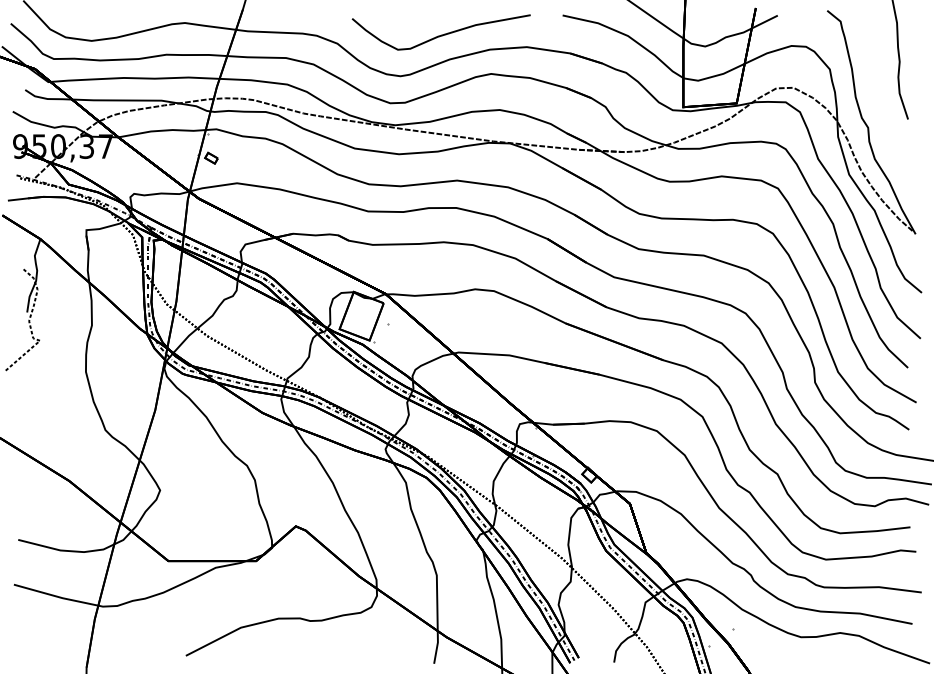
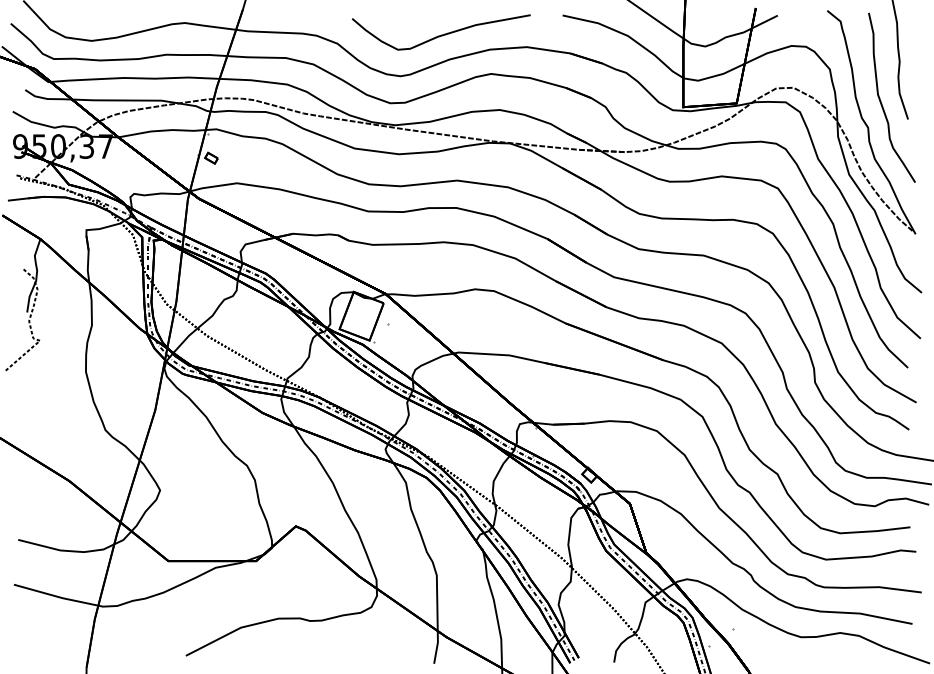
curve: none -> present (881, 100)
